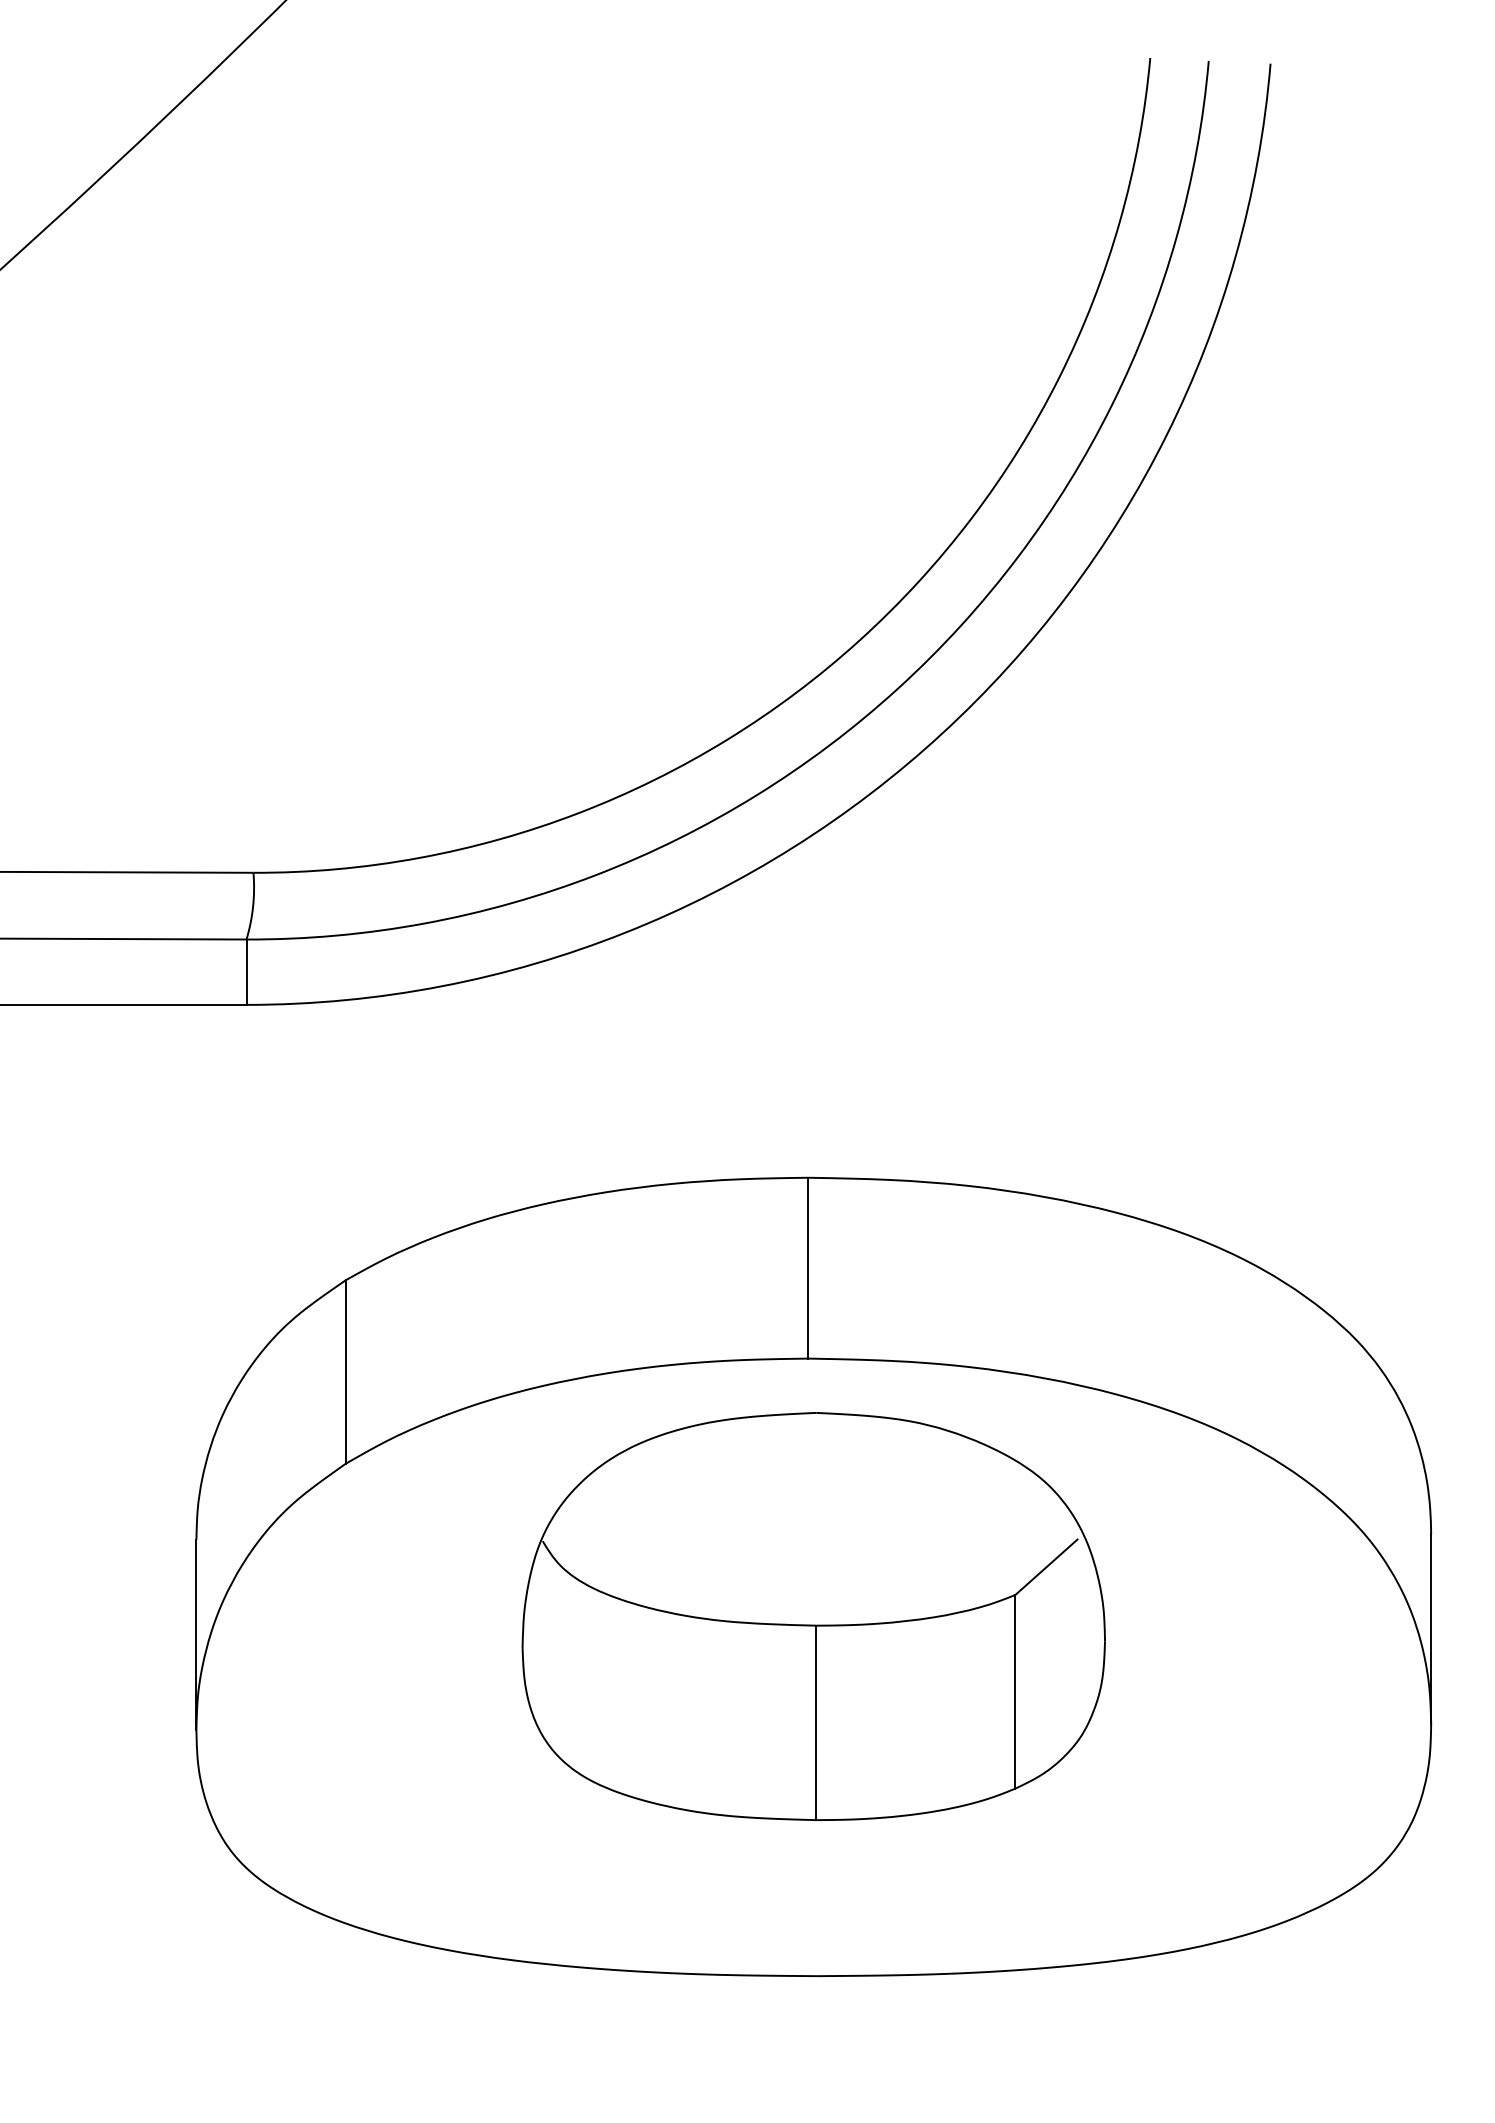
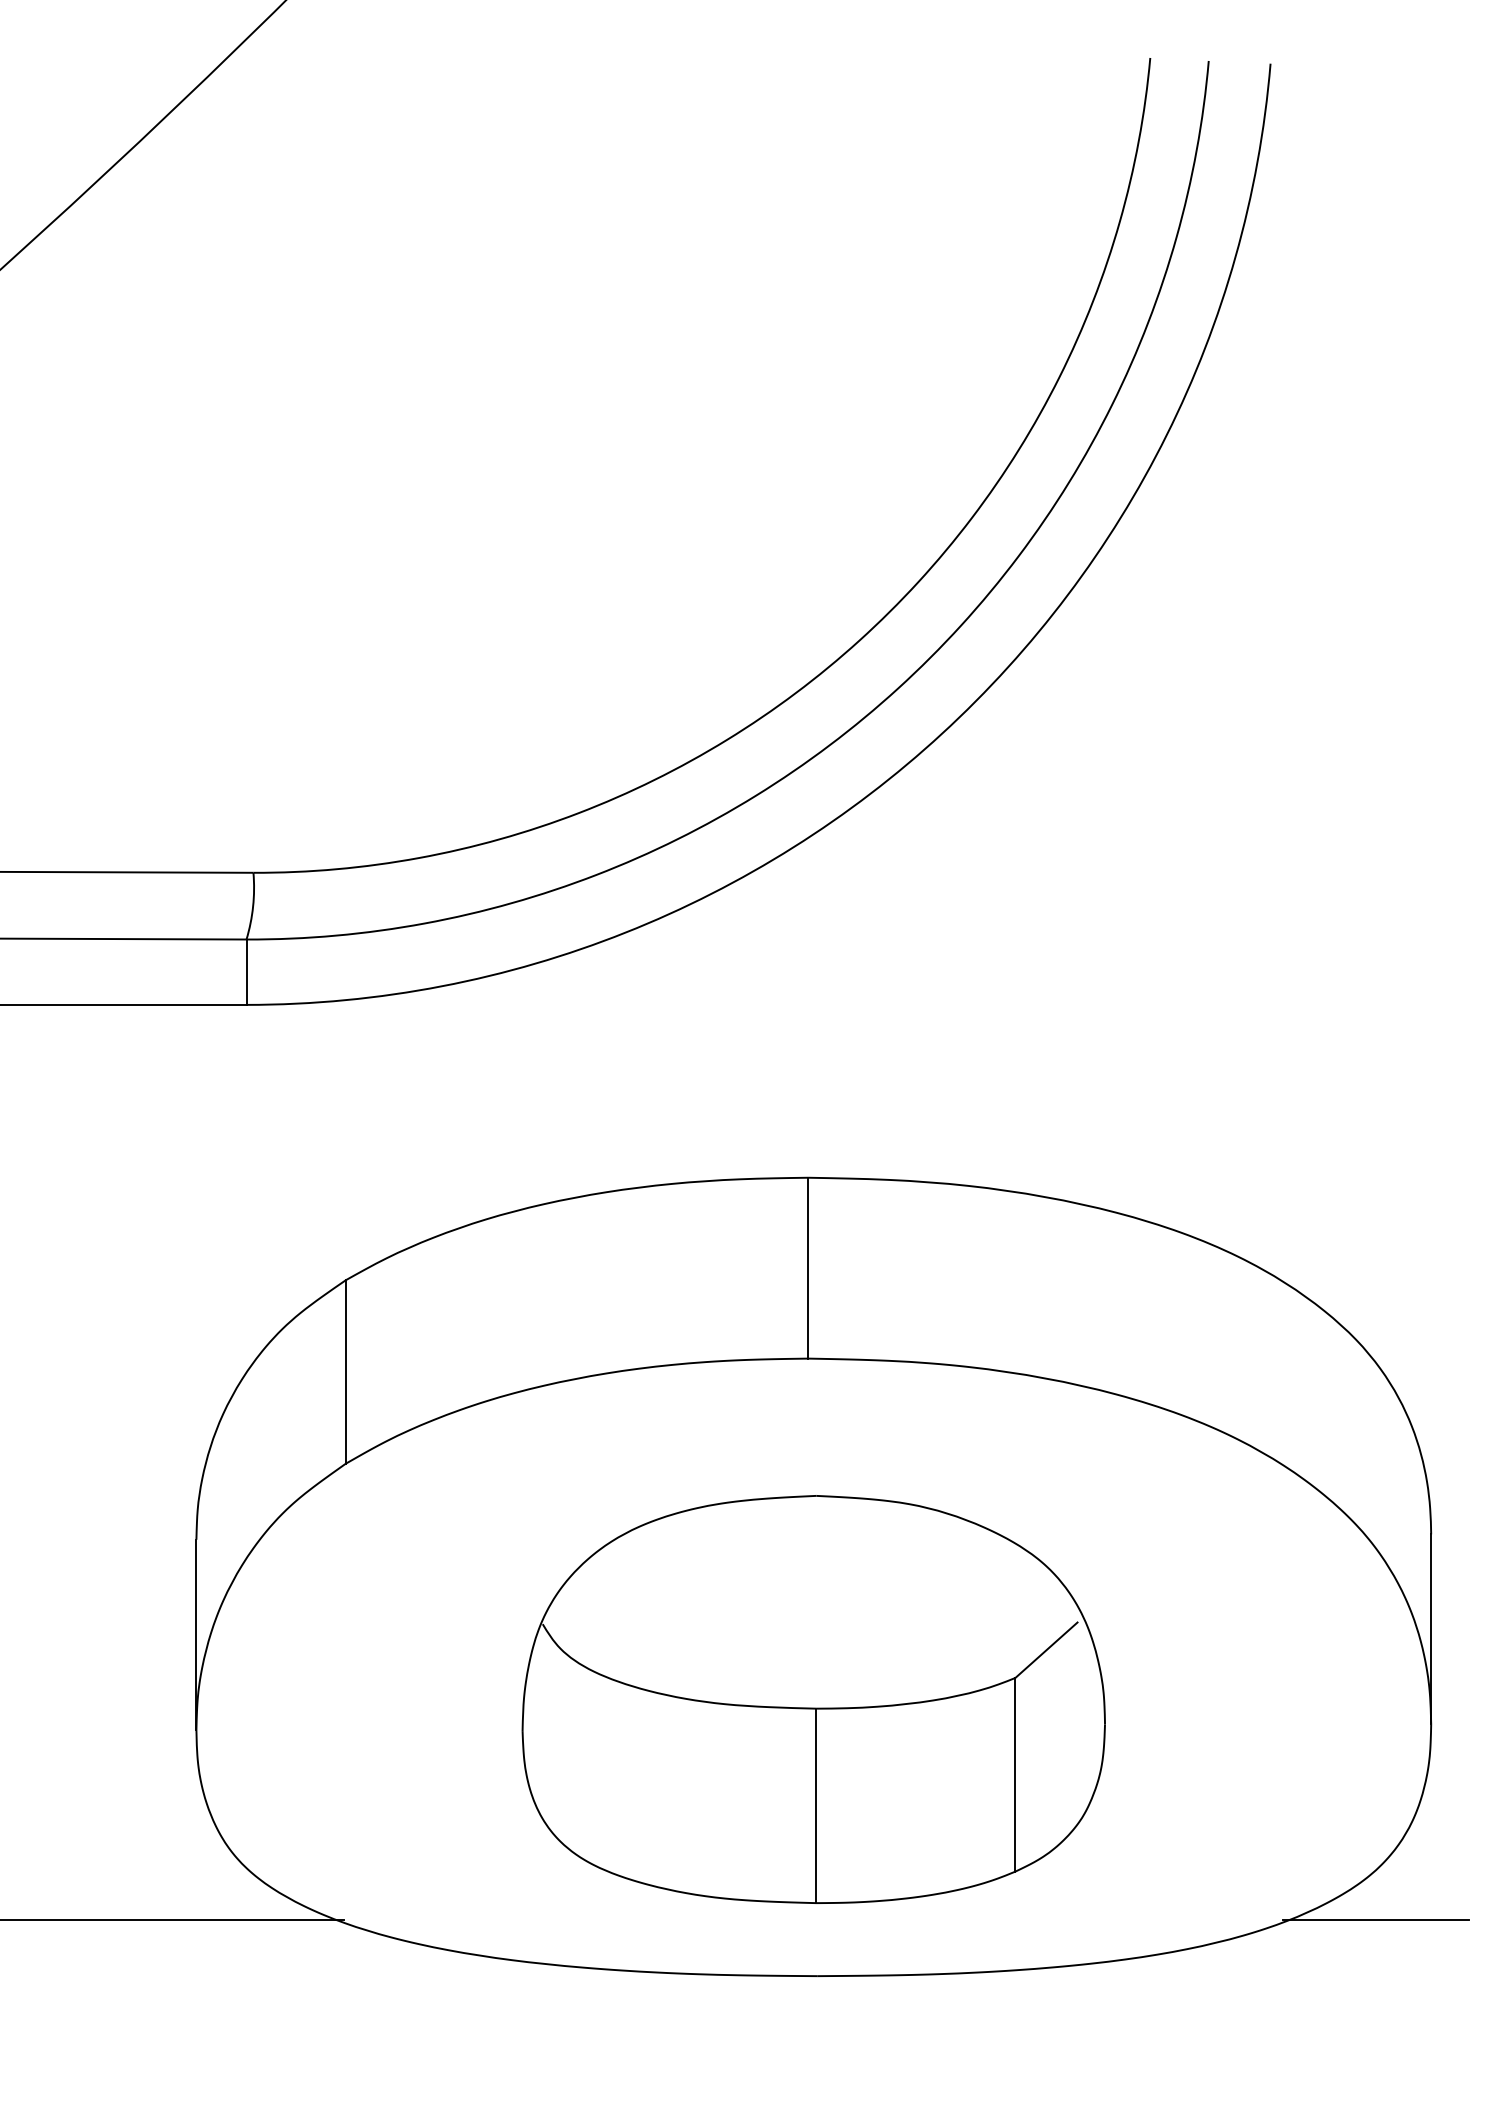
part position: (813, 1616) -> (813, 1699) (813, 1699)
line: none -> present (172, 1920)
line: none -> present (1375, 1920)
